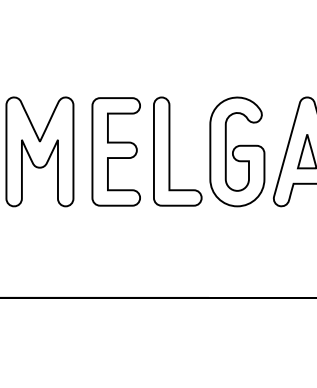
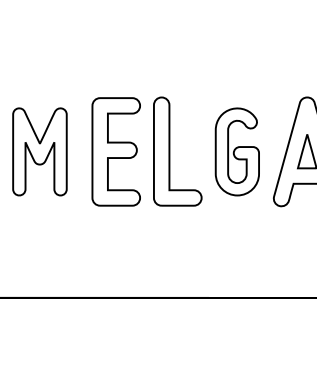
part size: 70x112 px -> 56x90 px (39, 151)
part size: 57x112 px -> 46x90 px (236, 151)
